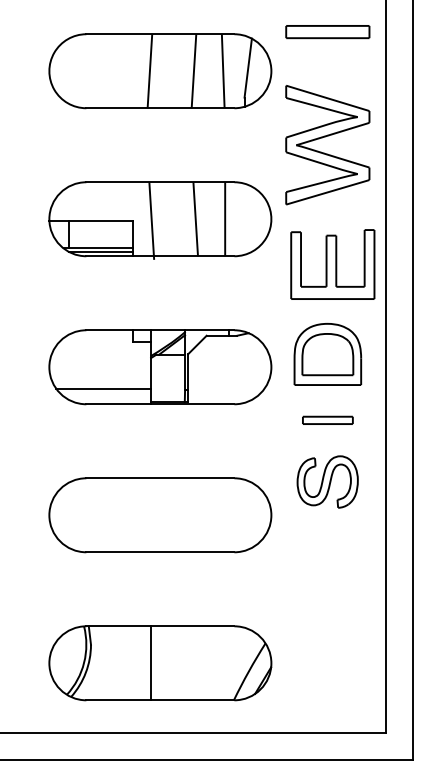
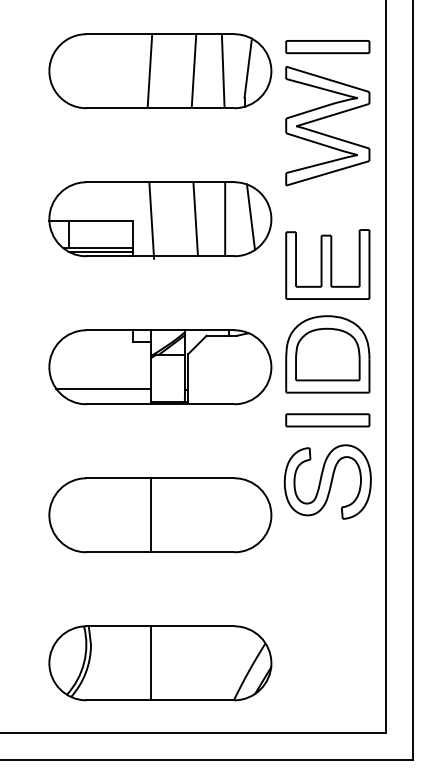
part position: (327, 32) -> (327, 47) (327, 47)
part position: (324, 152) -> (324, 133) (324, 133)
line: none -> present (250, 216)
part position: (332, 264) -> (327, 264) (327, 264)
part size: 70x63 px -> 86x79 px (327, 354)
part size: 52x10 px -> 86x15 px (327, 420)
part size: 63x54 px -> 89x76 px (327, 481)
line: none -> present (151, 515)
